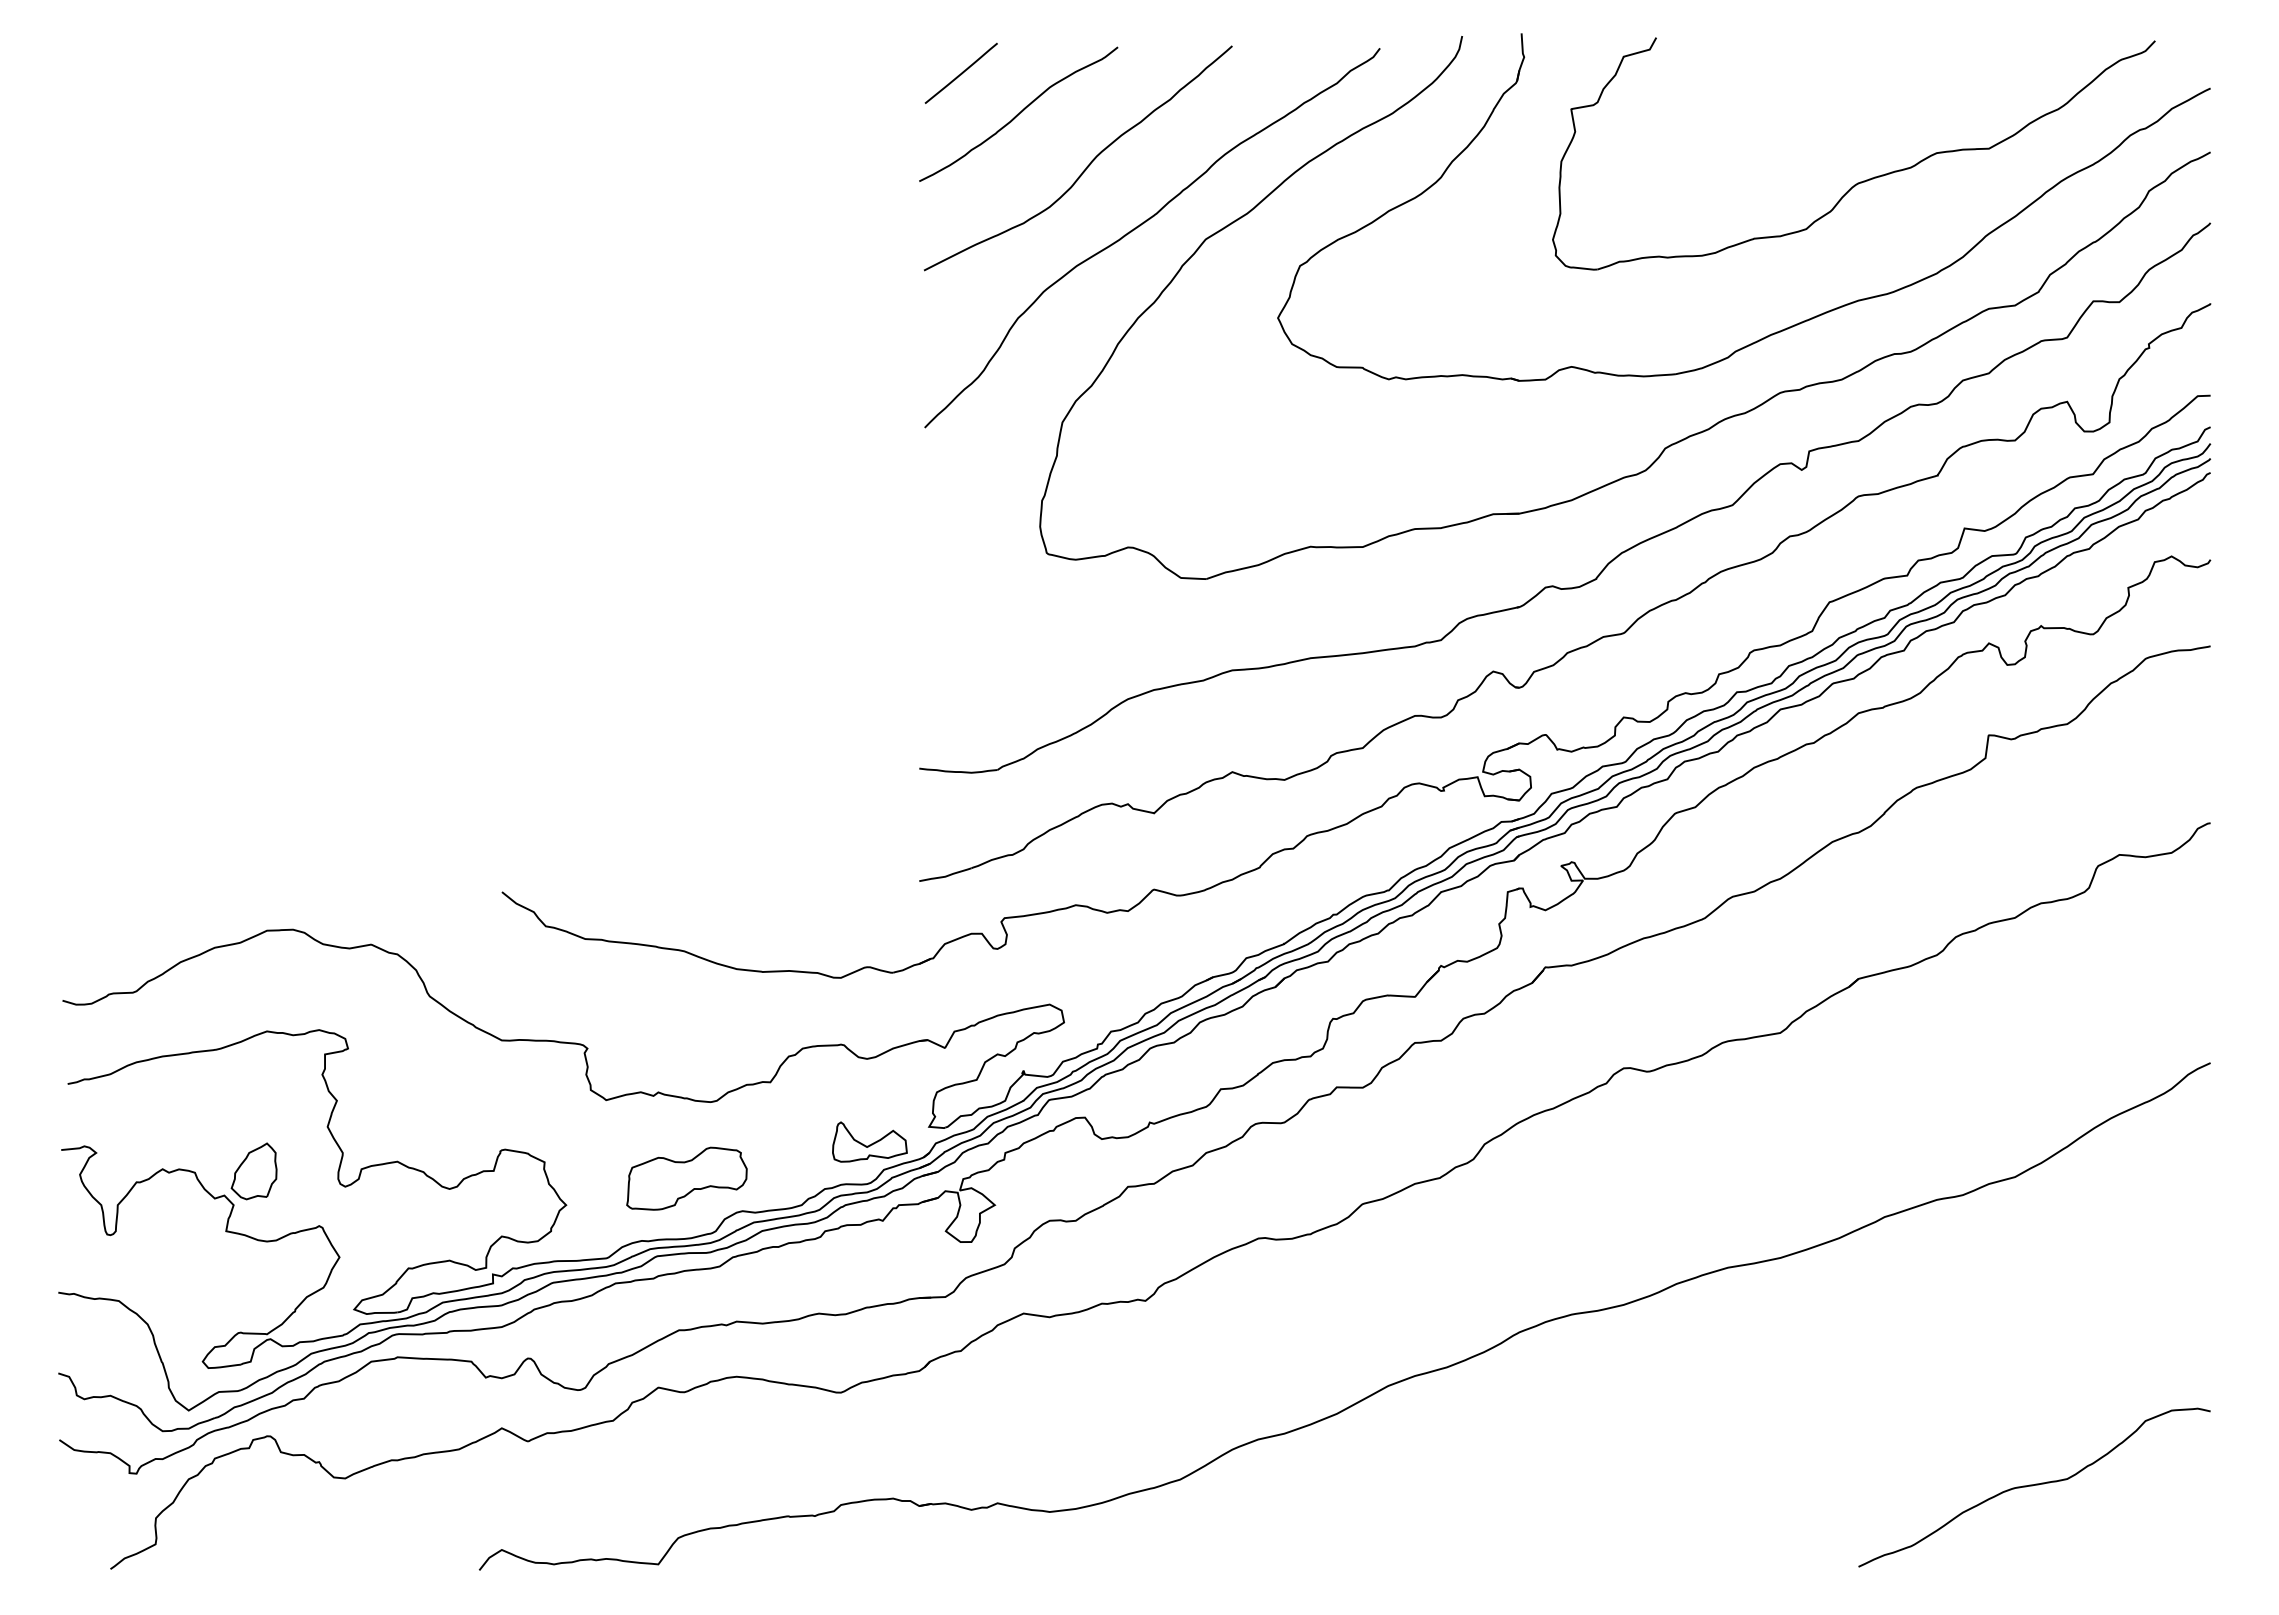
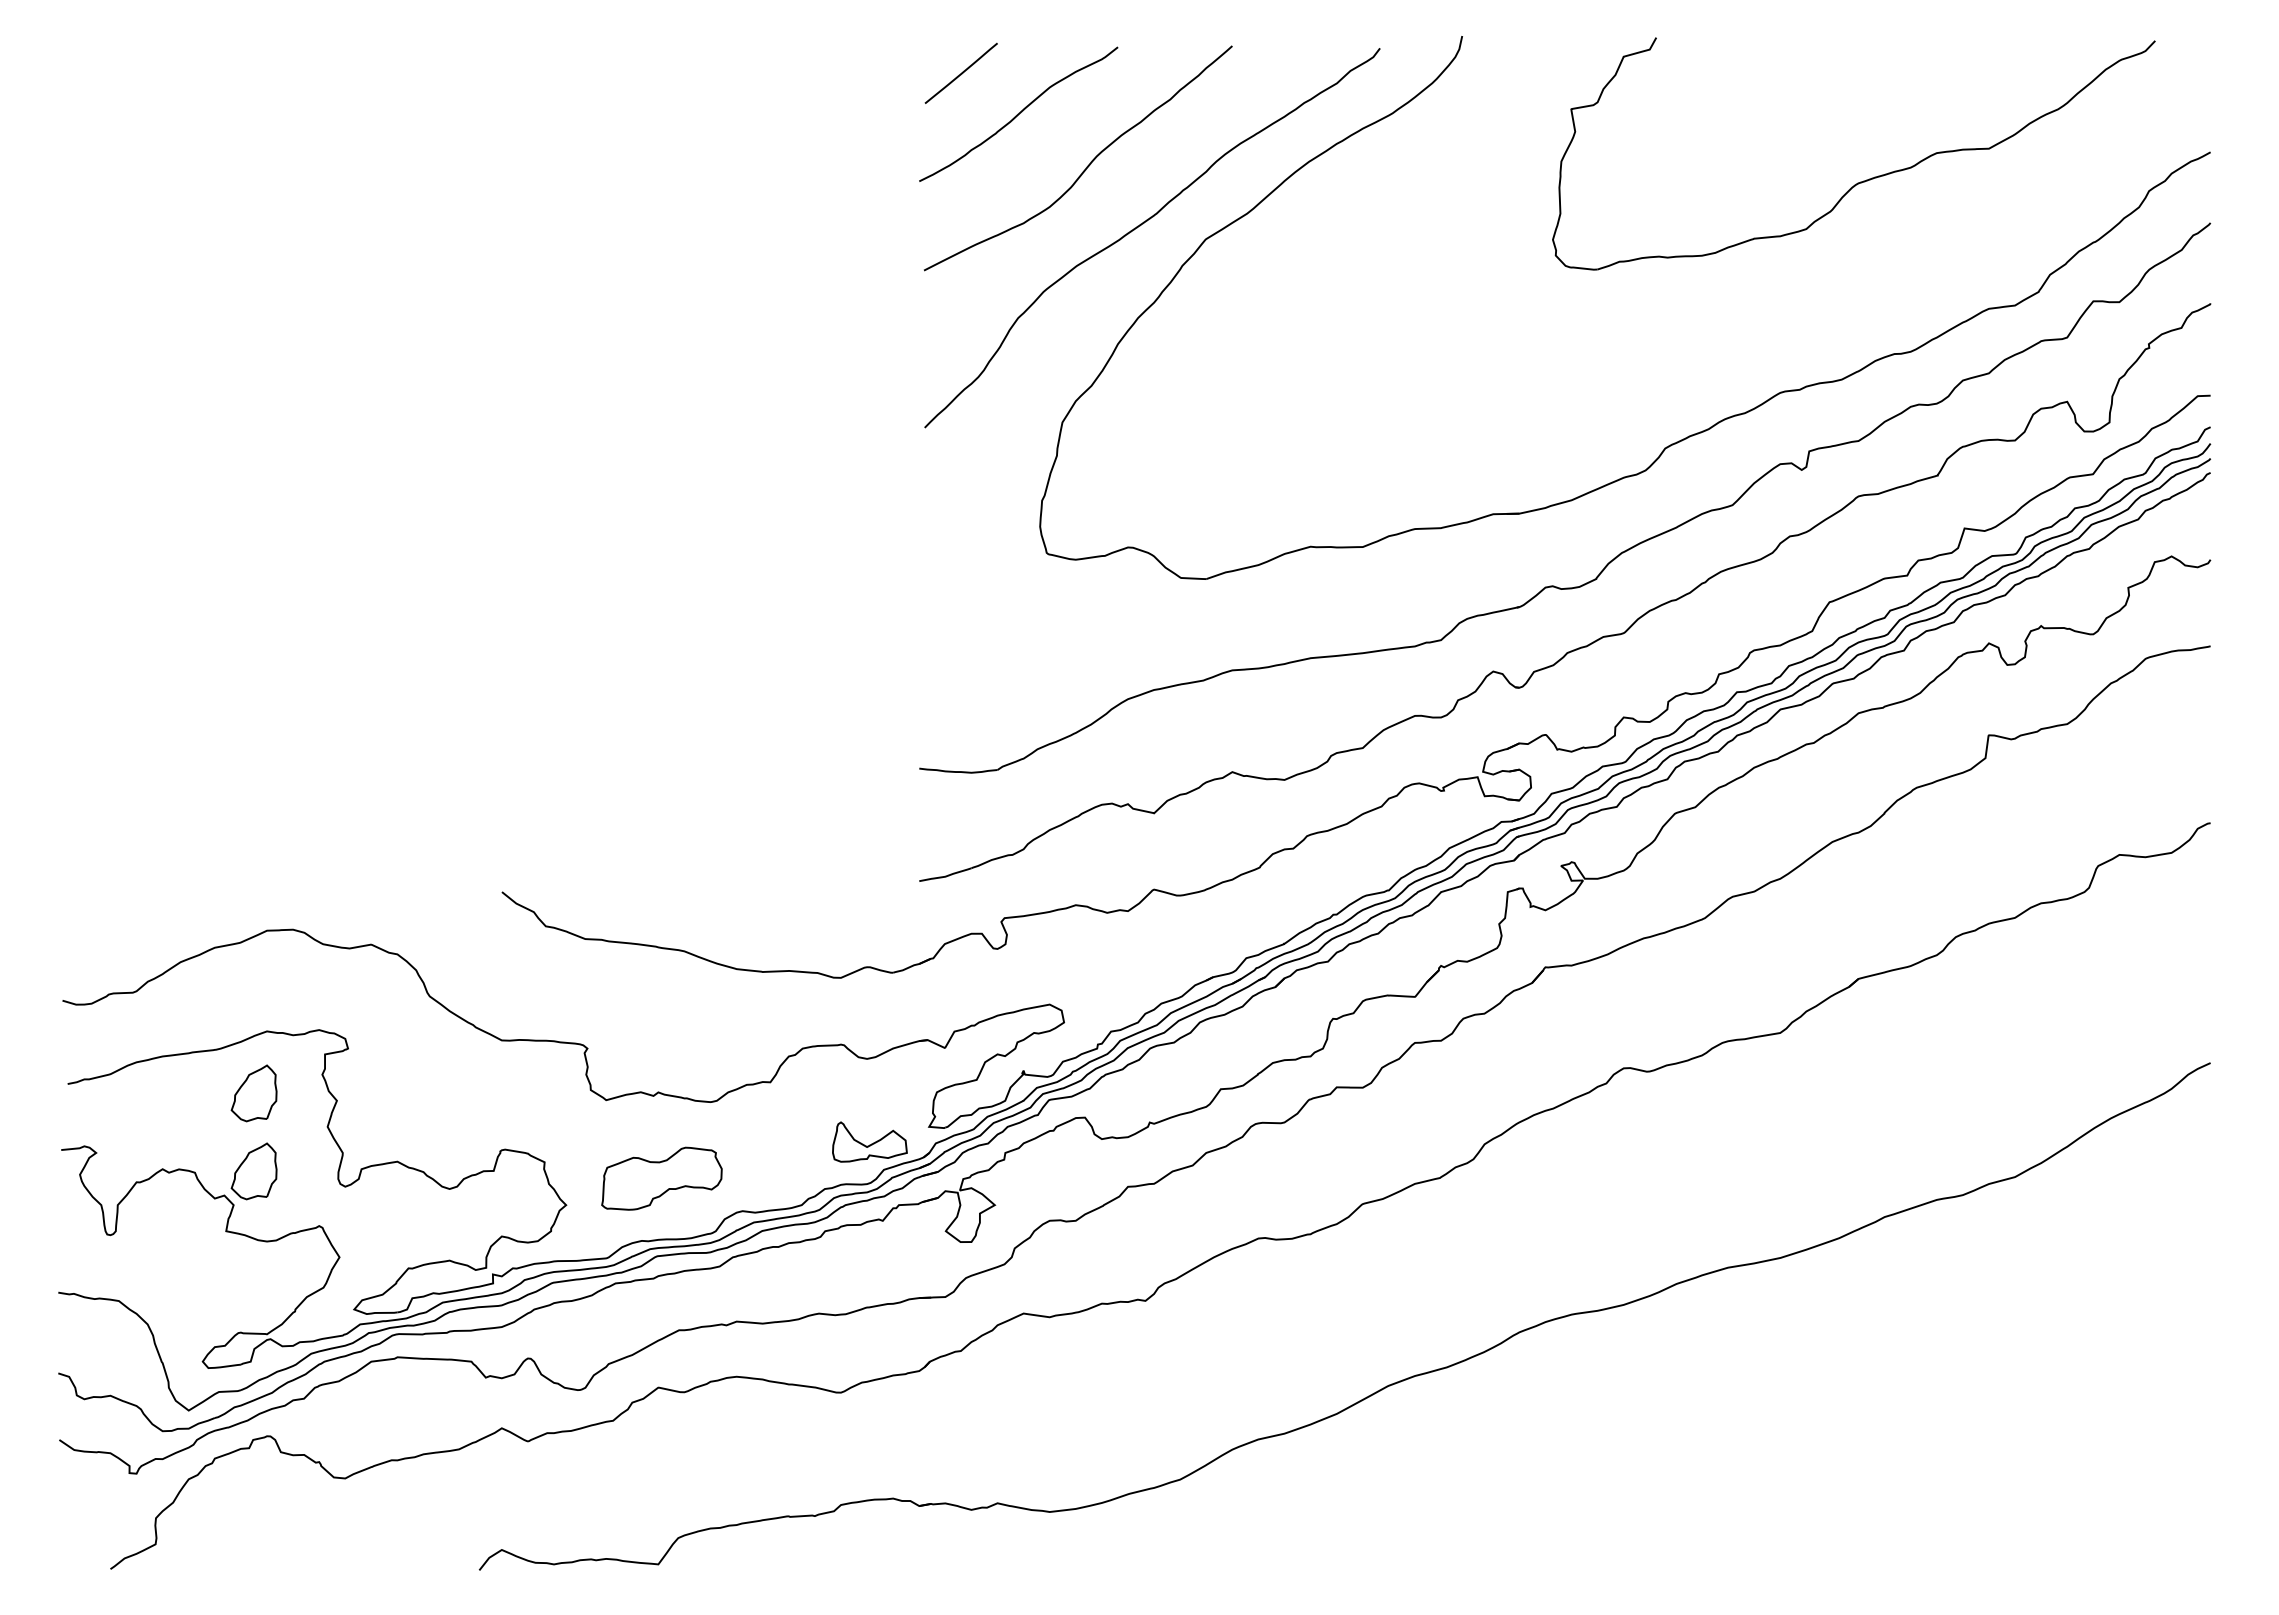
part: present -> none (1791, 325)
part: none -> present (253, 1093)
part position: (686, 1178) -> (661, 1178) (661, 1178)
curve: present -> none (2034, 1485)
